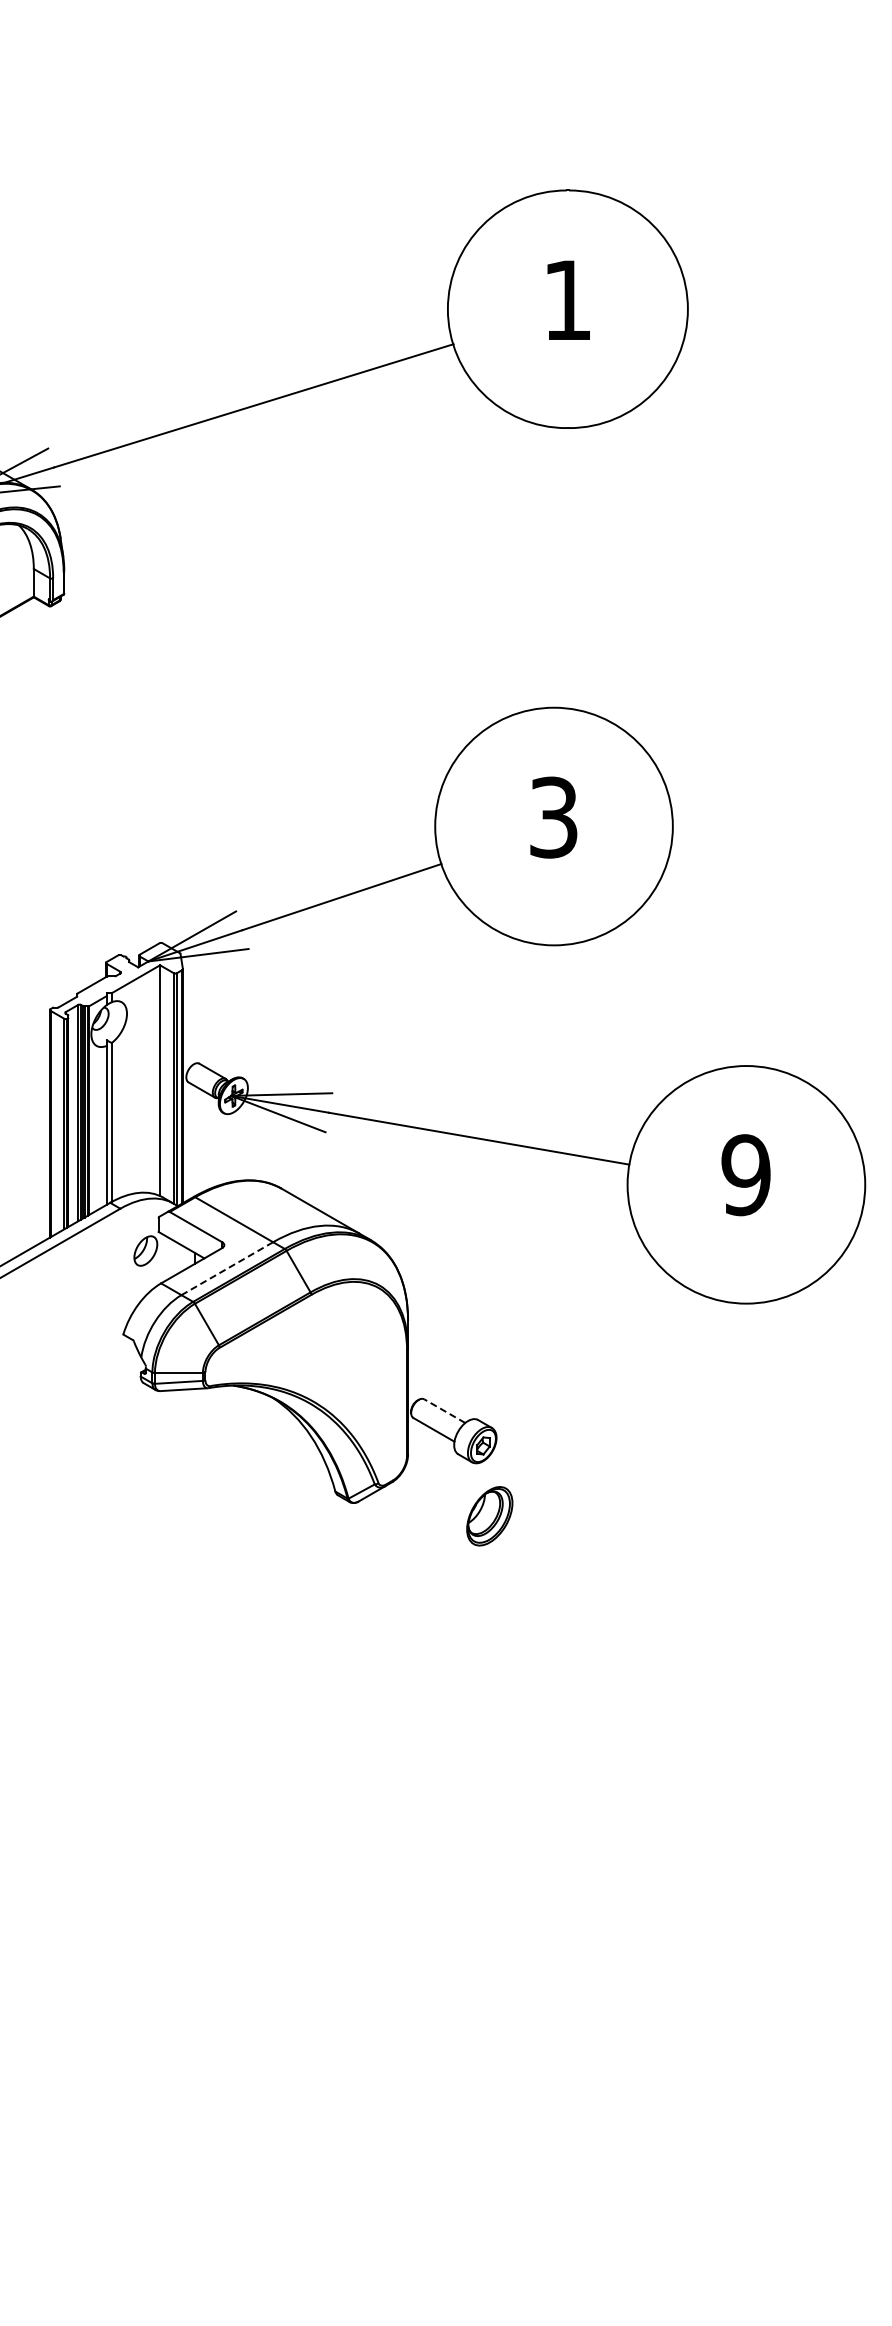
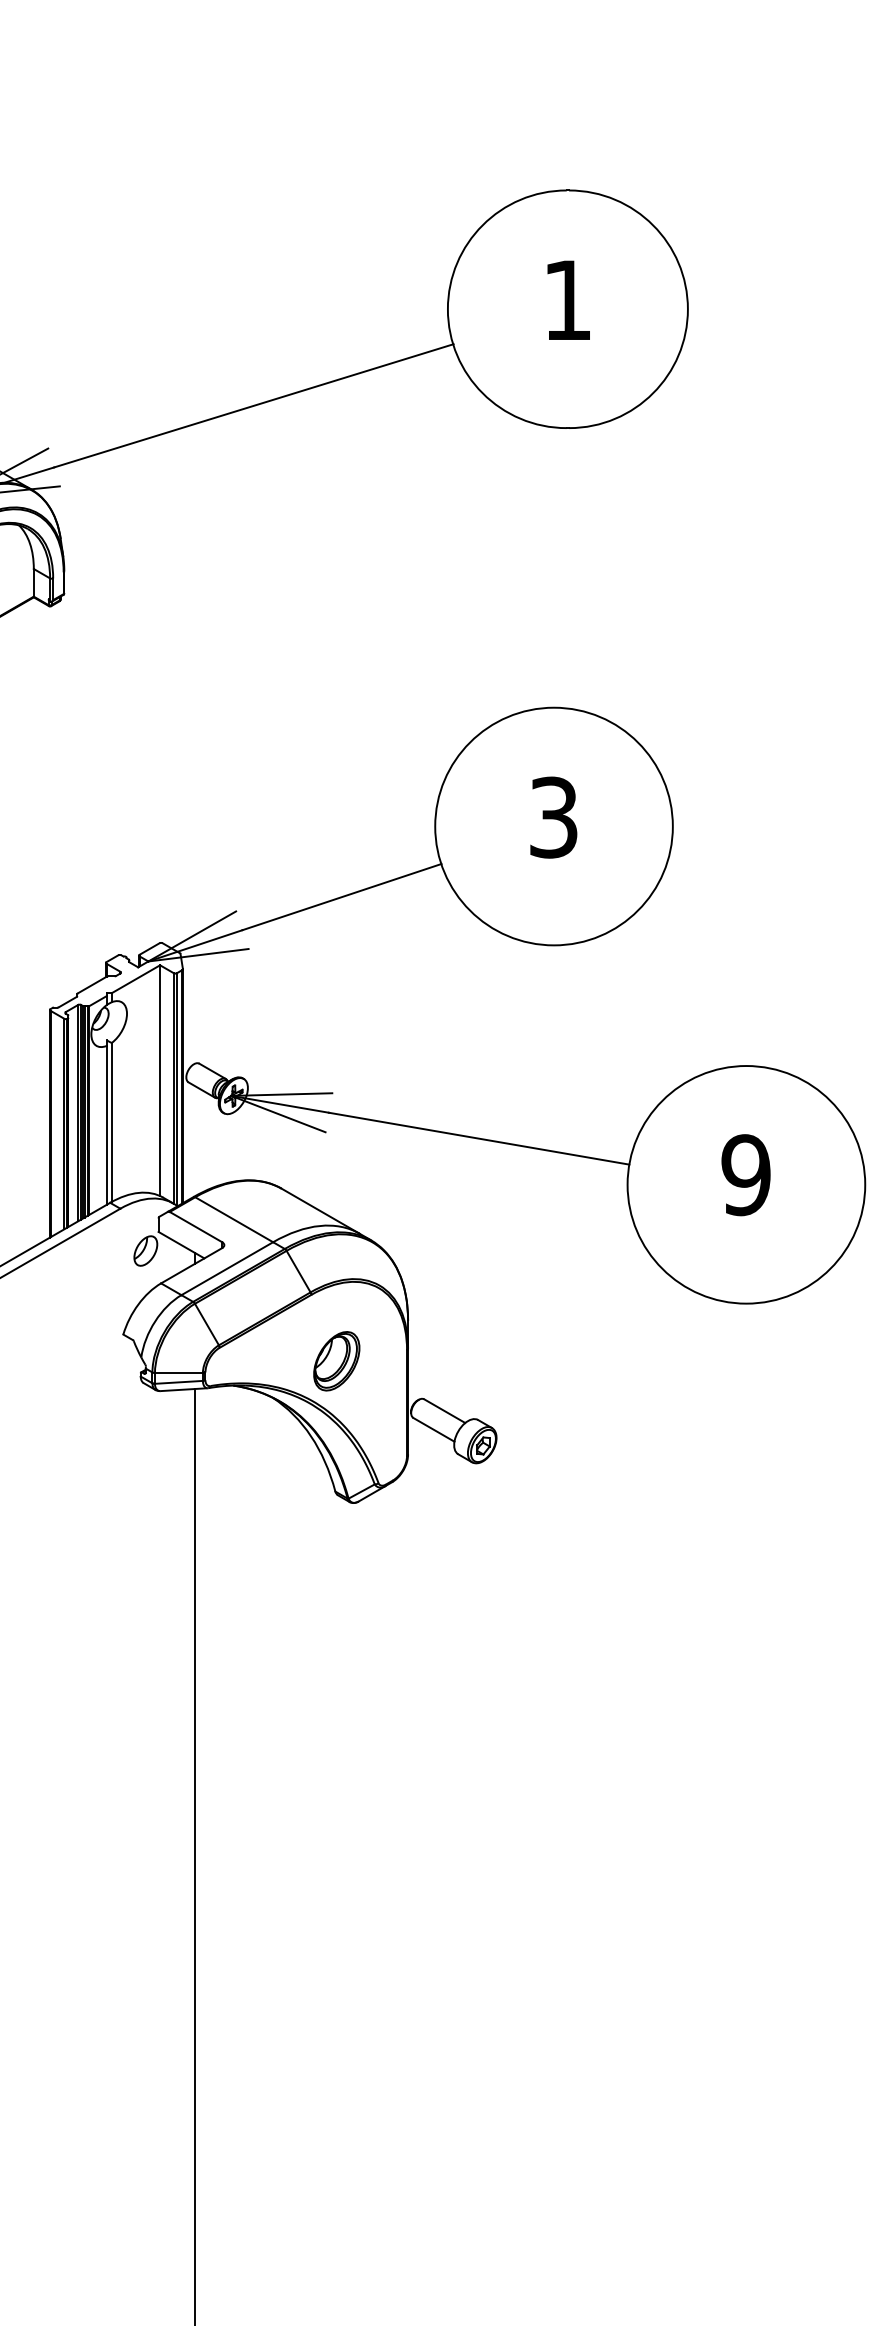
line: dashed -> solid (227, 1268)
line: dashed -> solid (444, 1411)
part position: (489, 1516) -> (336, 1361) (336, 1361)
line: none -> present (195, 1855)
